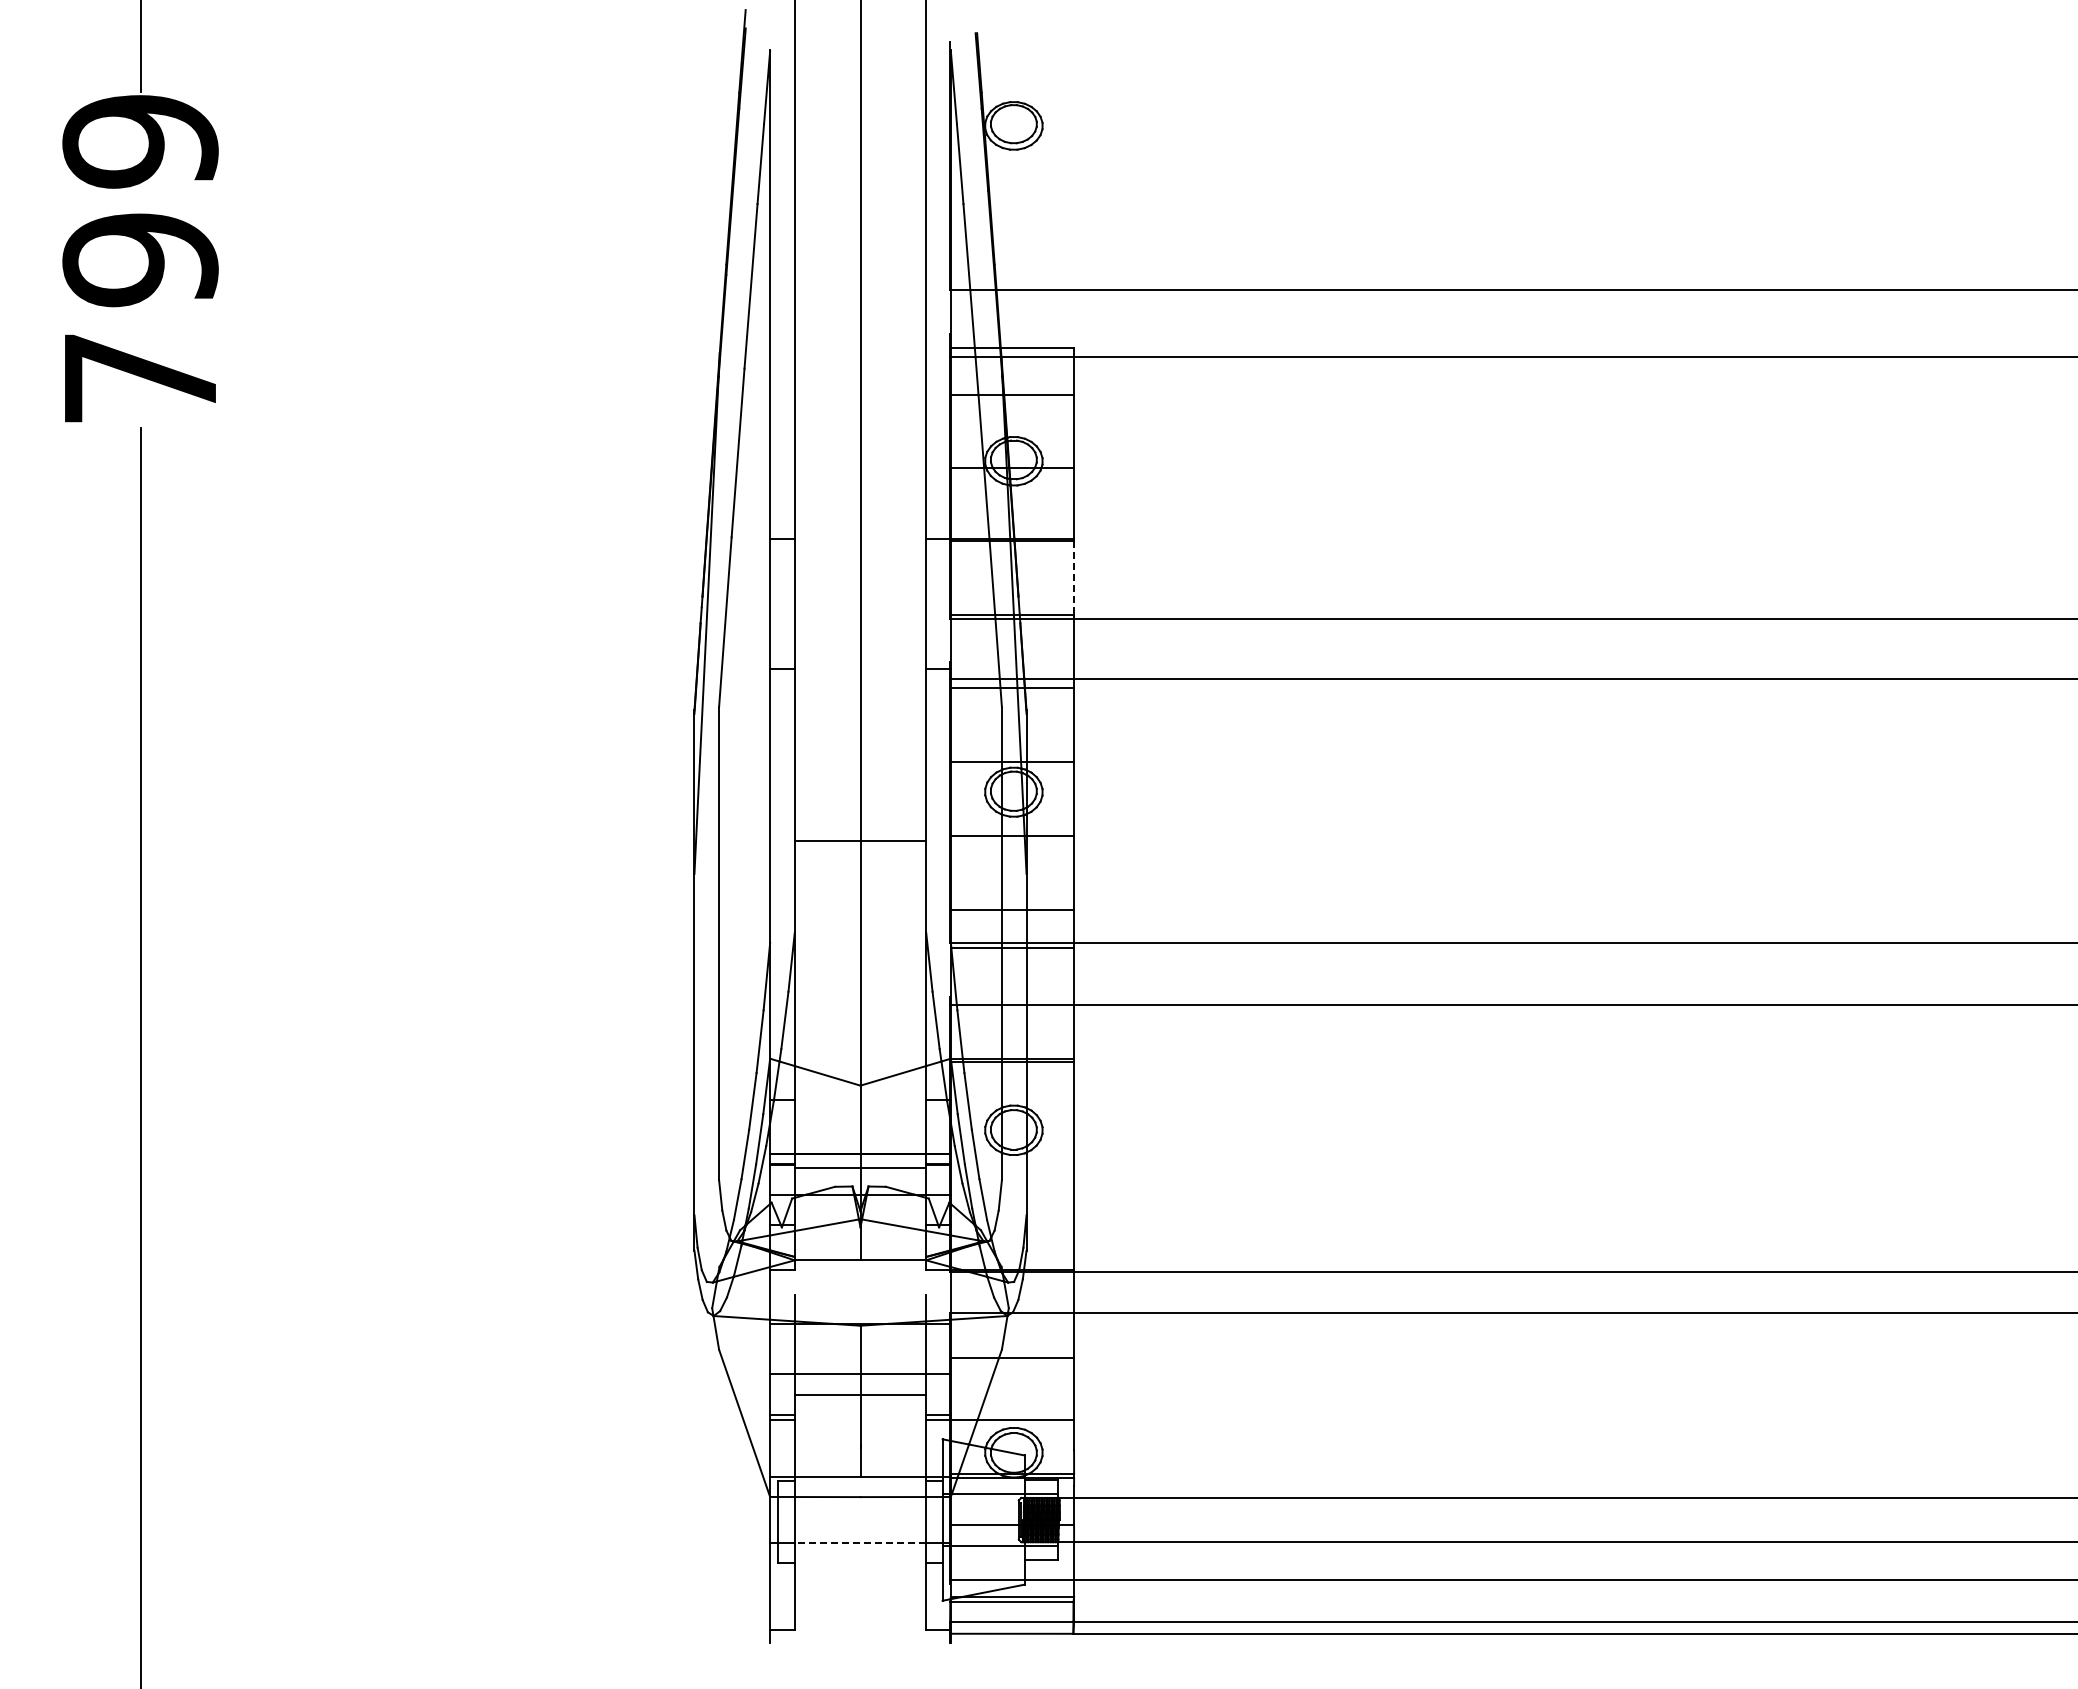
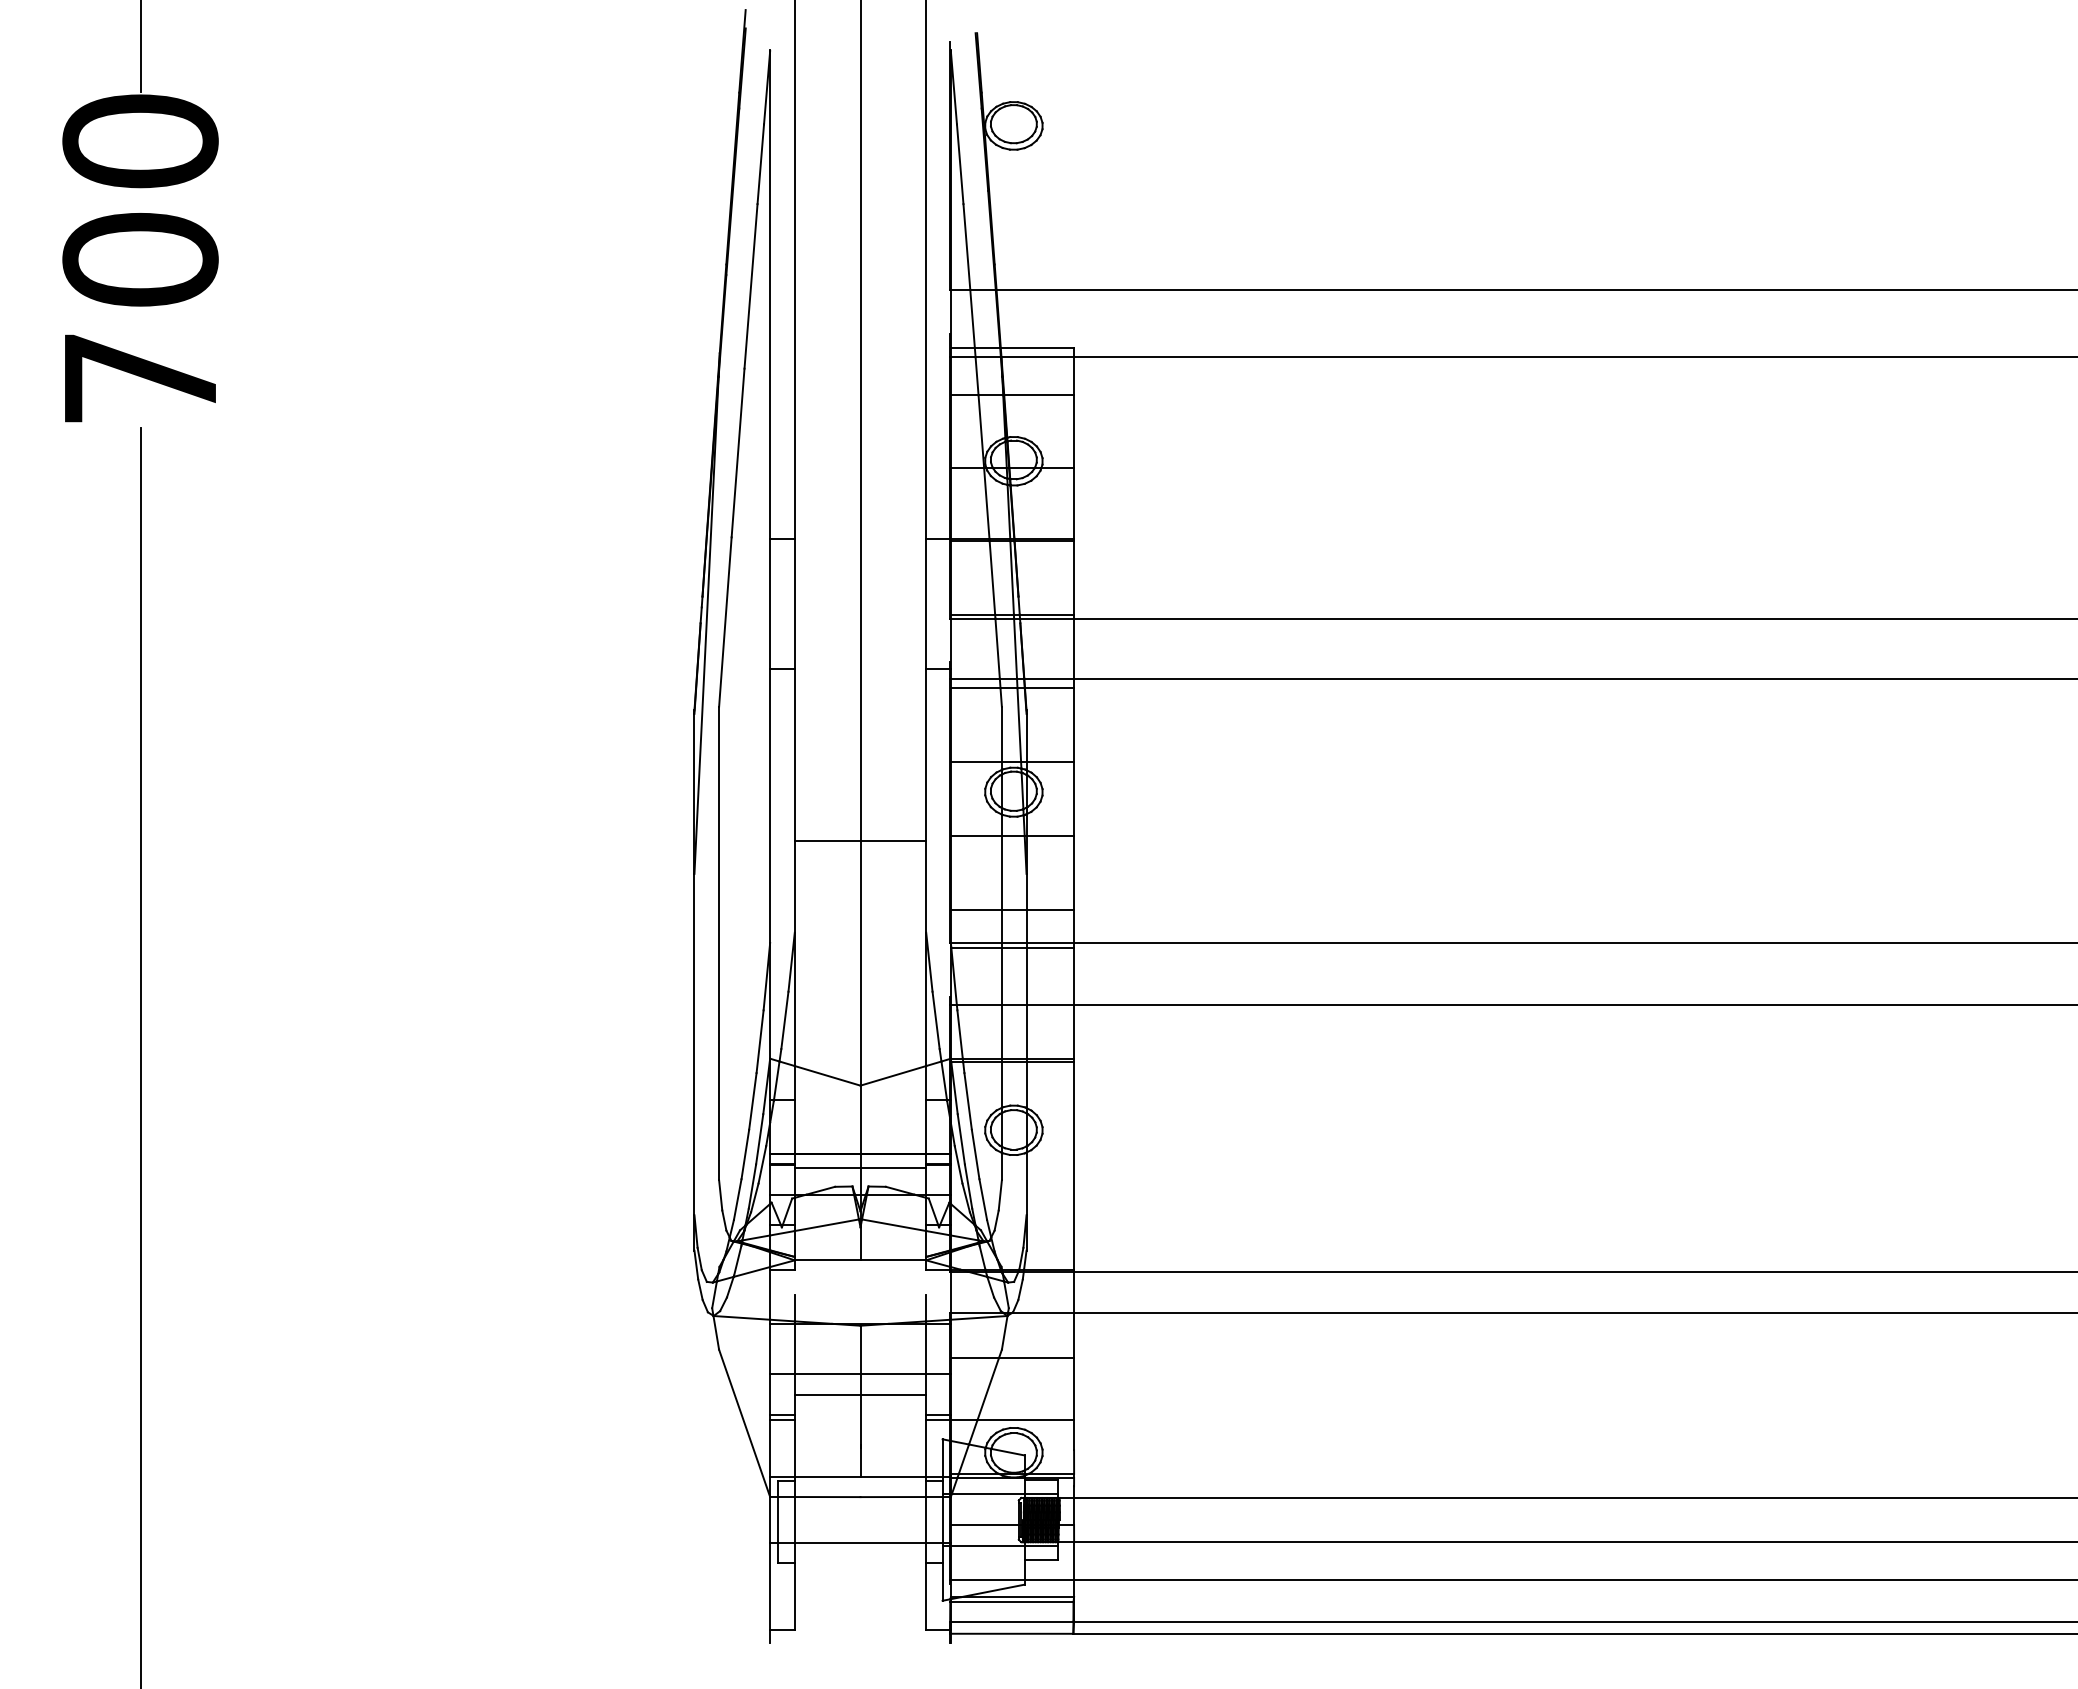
text: 799 -> 700 (140, 200)
line: dashed -> solid (1074, 577)
line: dashed -> solid (860, 1543)
